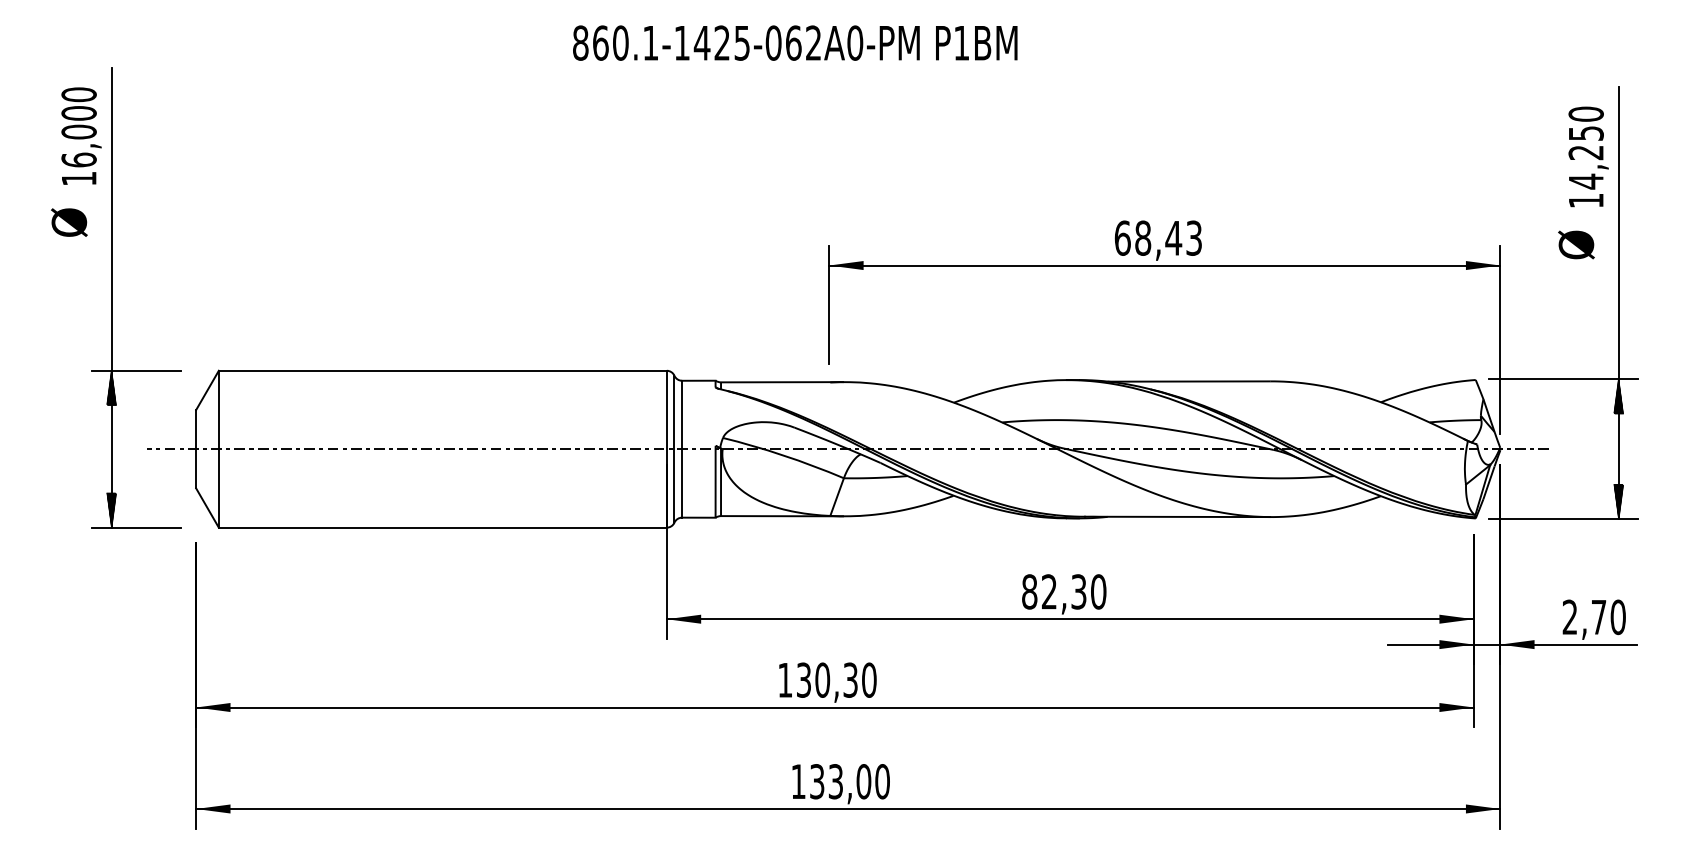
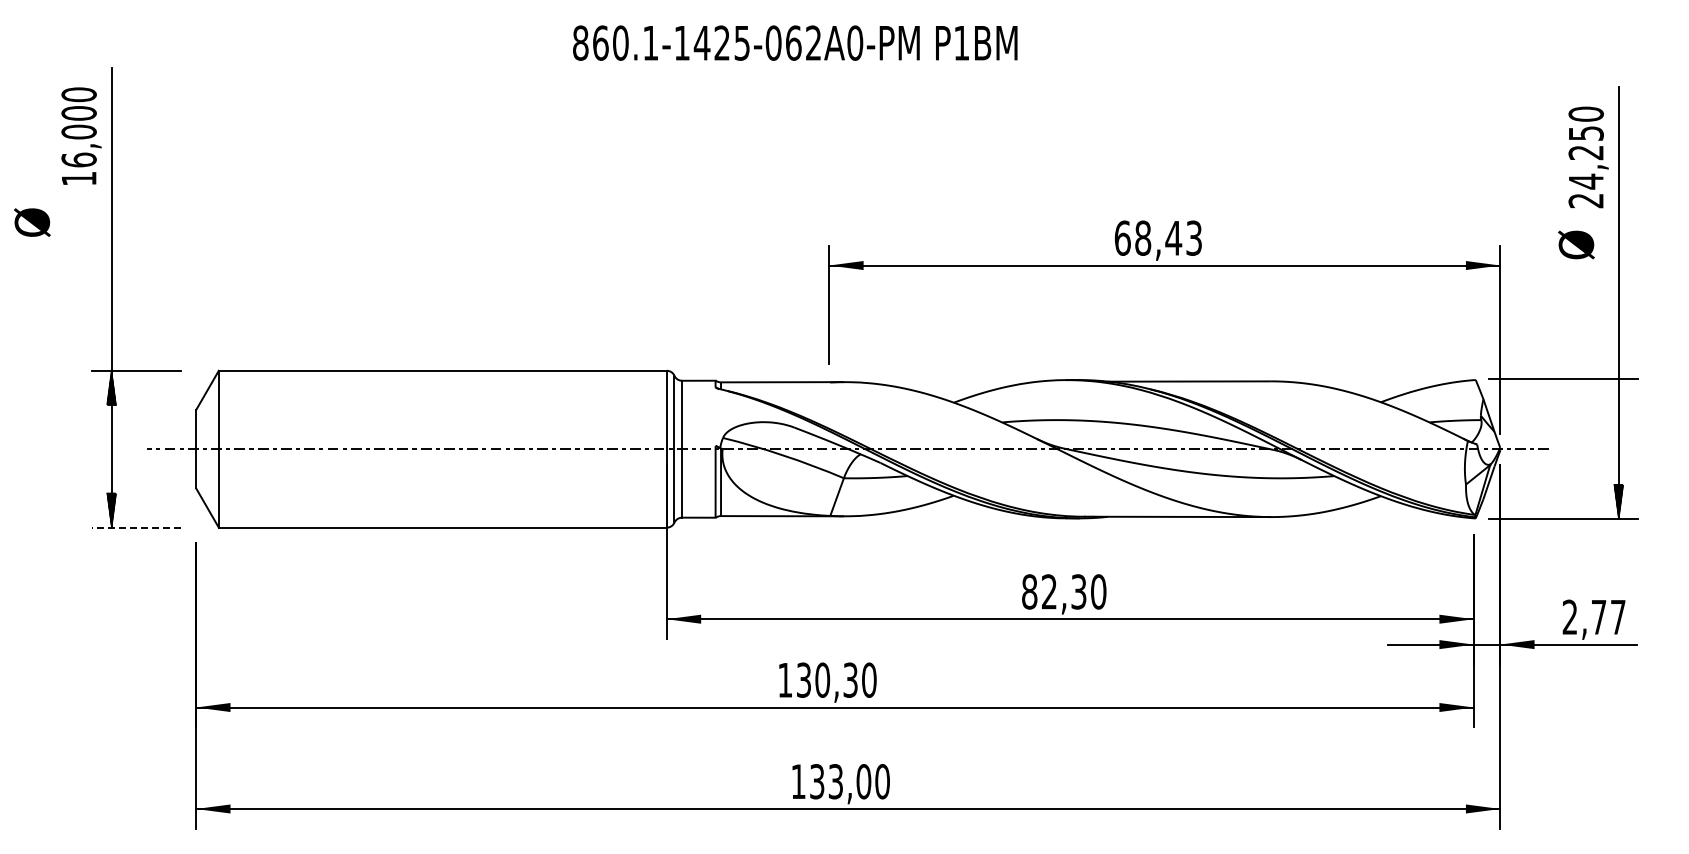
text: 14,250 -> 24,250 (1585, 201)
text position: (69, 222) -> (32, 222) (32, 222)
hatch: present -> none (1618, 396)
line: solid -> dashed (135, 527)
text: 2,70 -> 2,77 (1617, 617)
